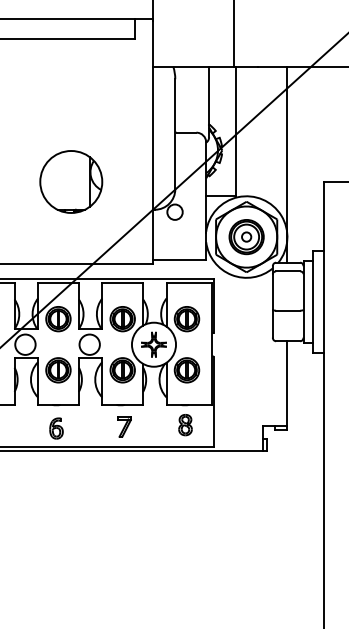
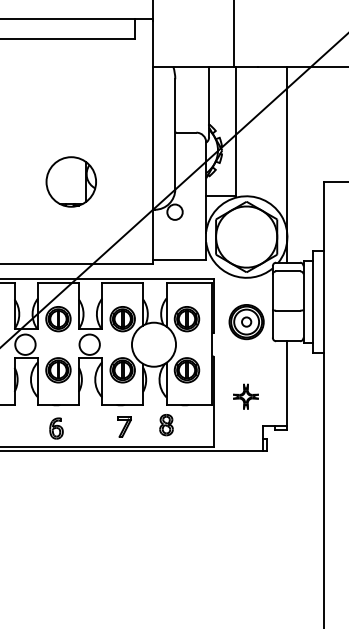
part size: 65x64 px -> 52x52 px (70, 181)
part position: (246, 237) -> (246, 322) (246, 322)
part position: (153, 344) -> (245, 396) (245, 396)
part position: (185, 425) -> (166, 425) (166, 425)
